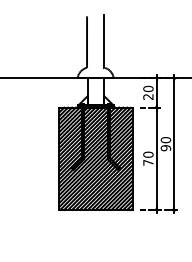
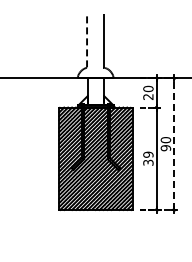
line: solid -> dashed (87, 42)
line: solid -> dashed (174, 143)
text: 70 -> 39 (148, 158)
